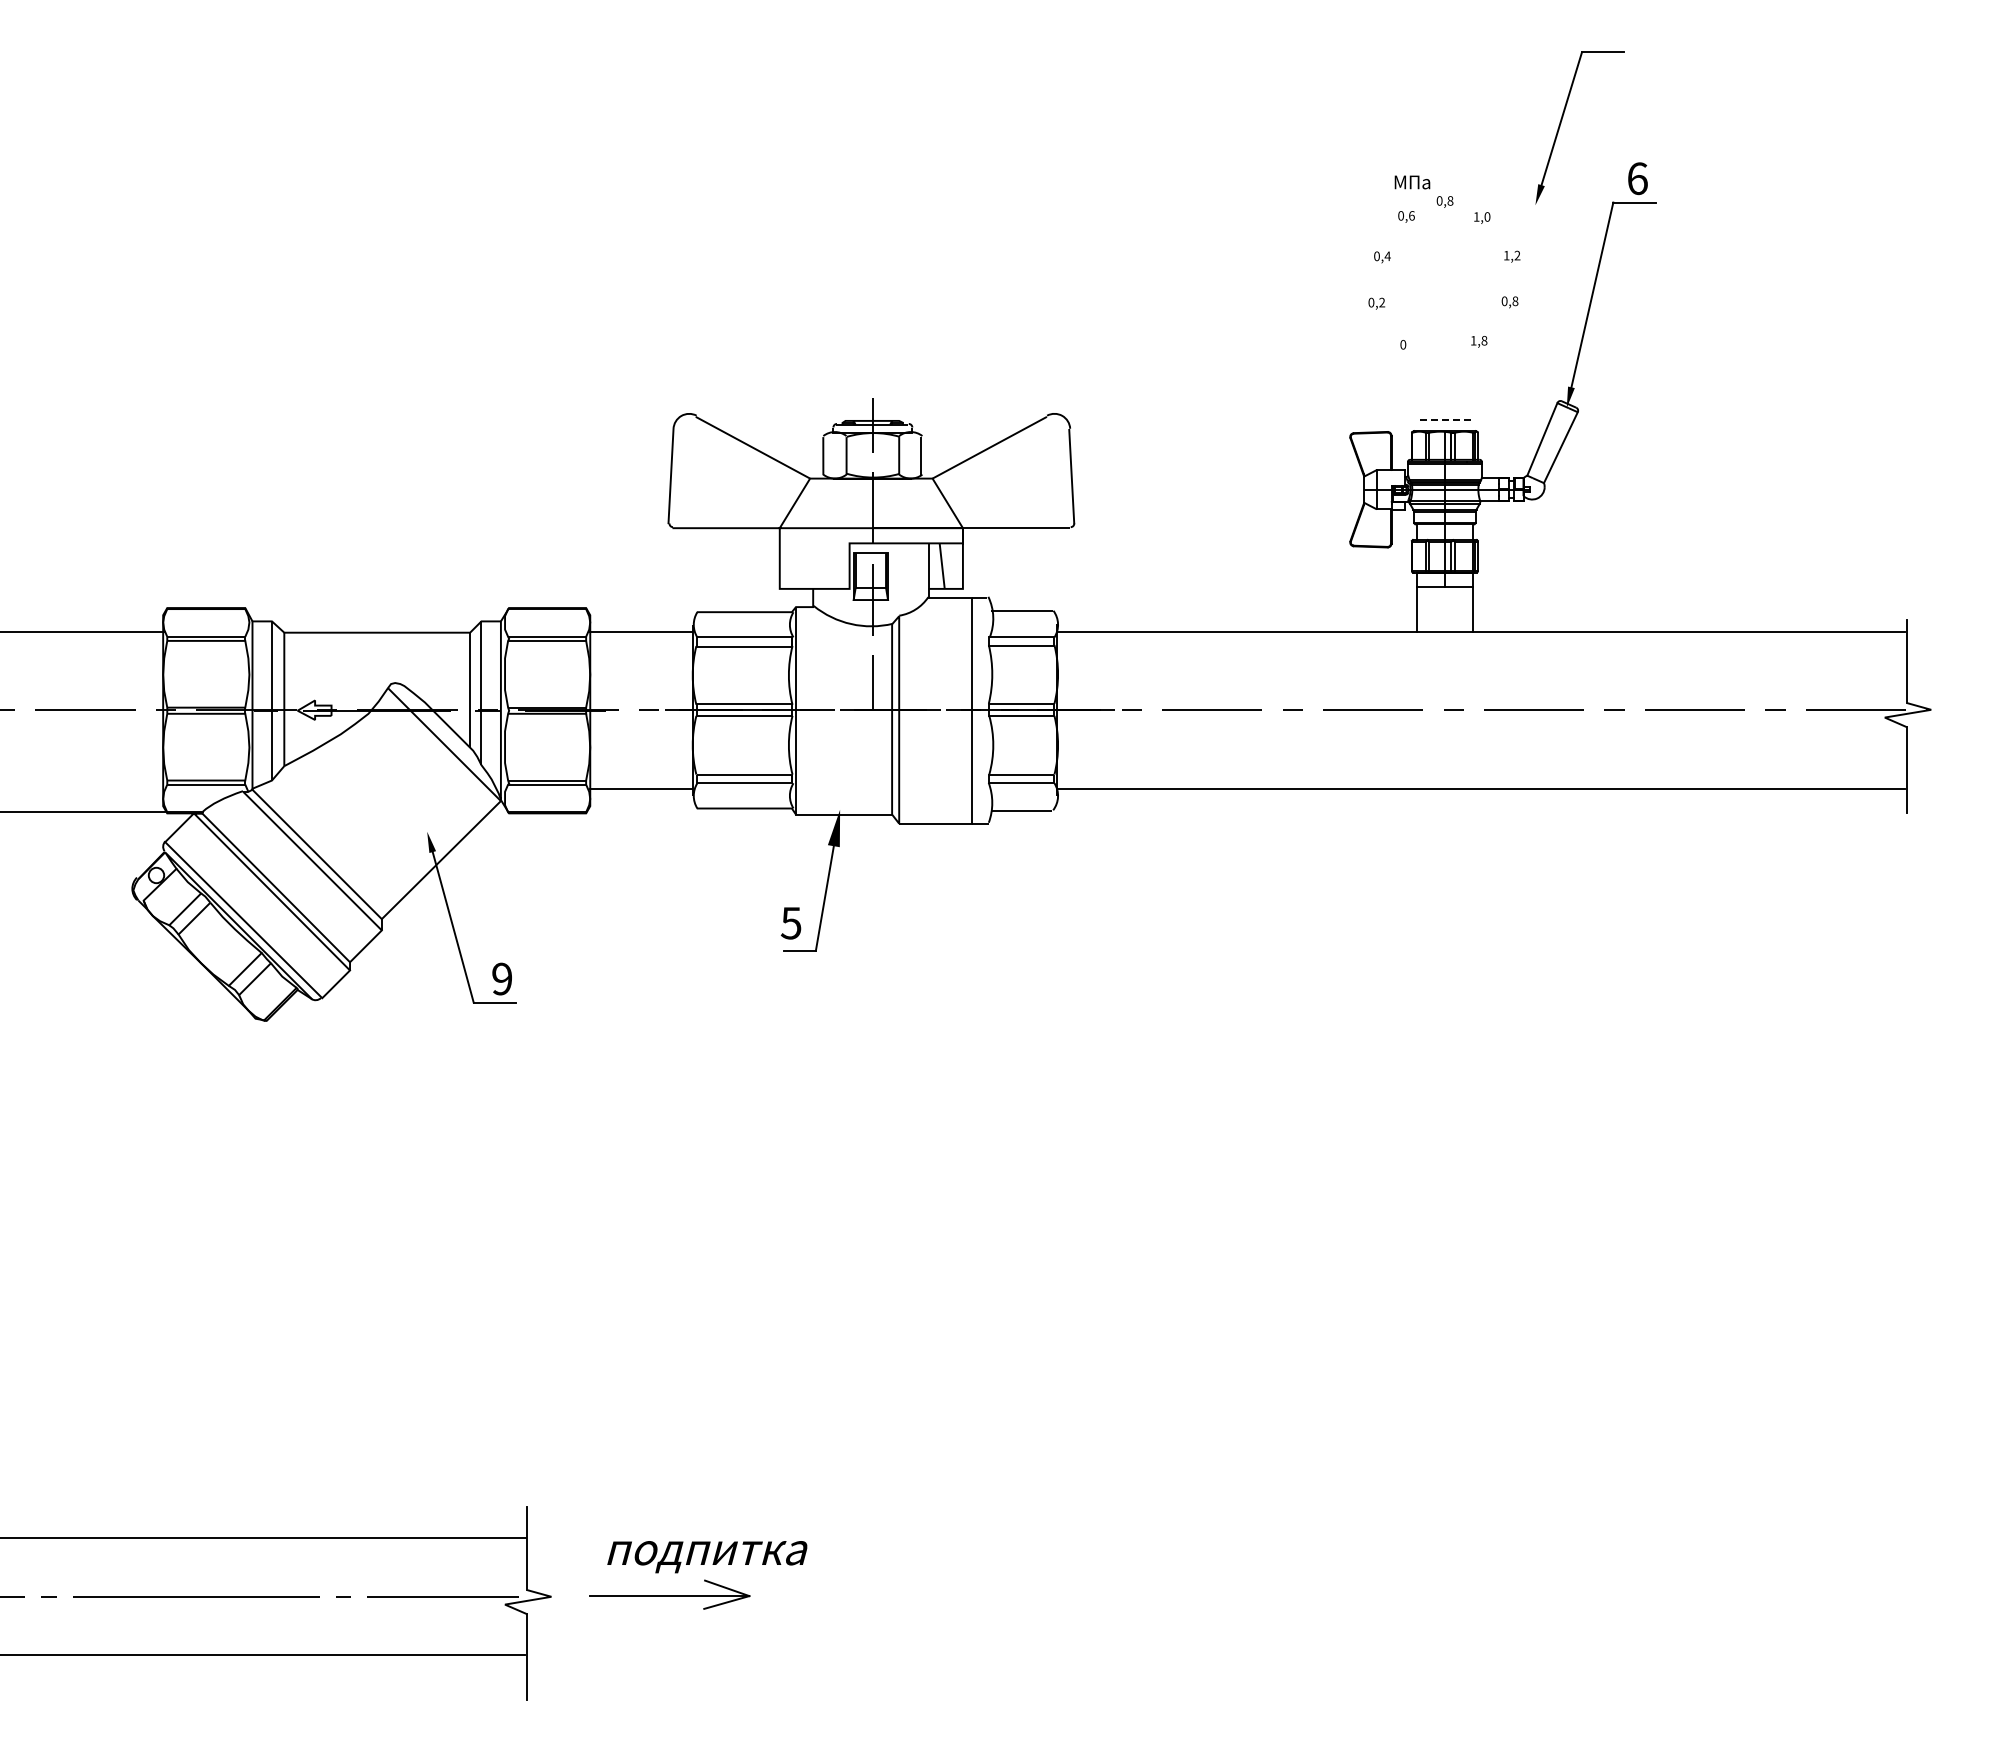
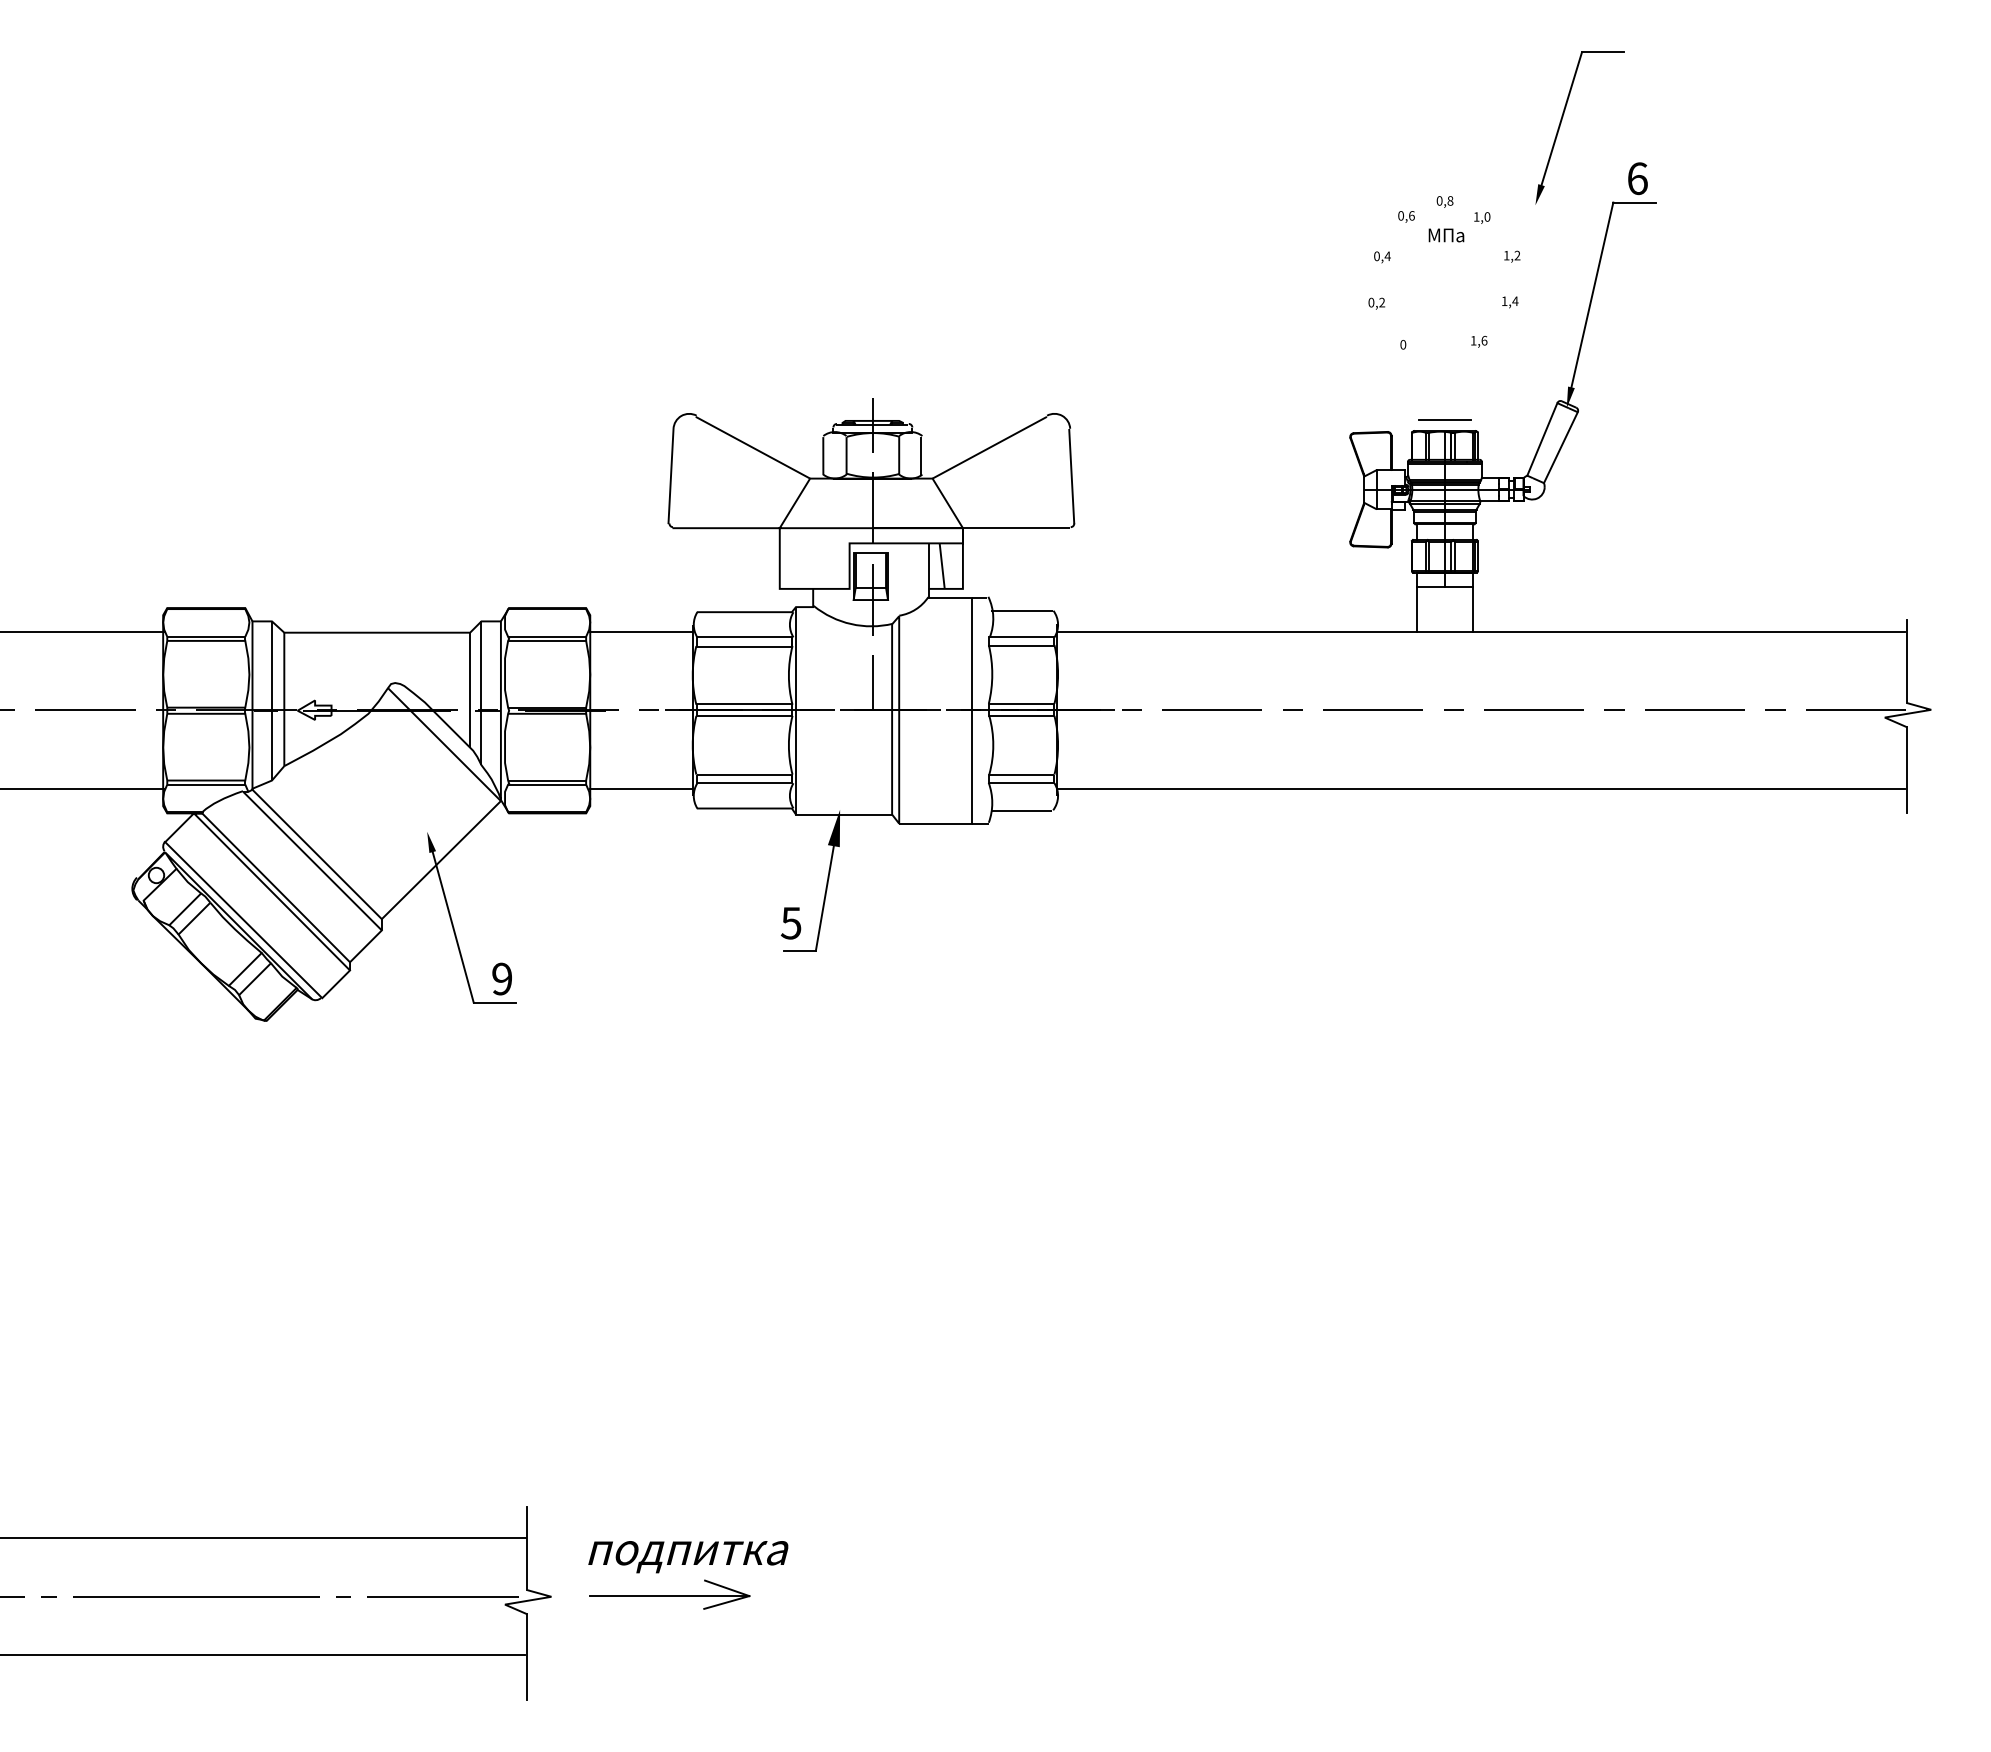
text position: (1412, 182) -> (1446, 235) (1446, 235)
text: 0,8 -> 1,4 (1509, 301)
text: 1,8 -> 1,6 (1484, 340)
line: dashed -> solid (1444, 419)
line position: (83, 811) -> (83, 788) (83, 788)
text position: (707, 1557) -> (688, 1557) (688, 1557)
